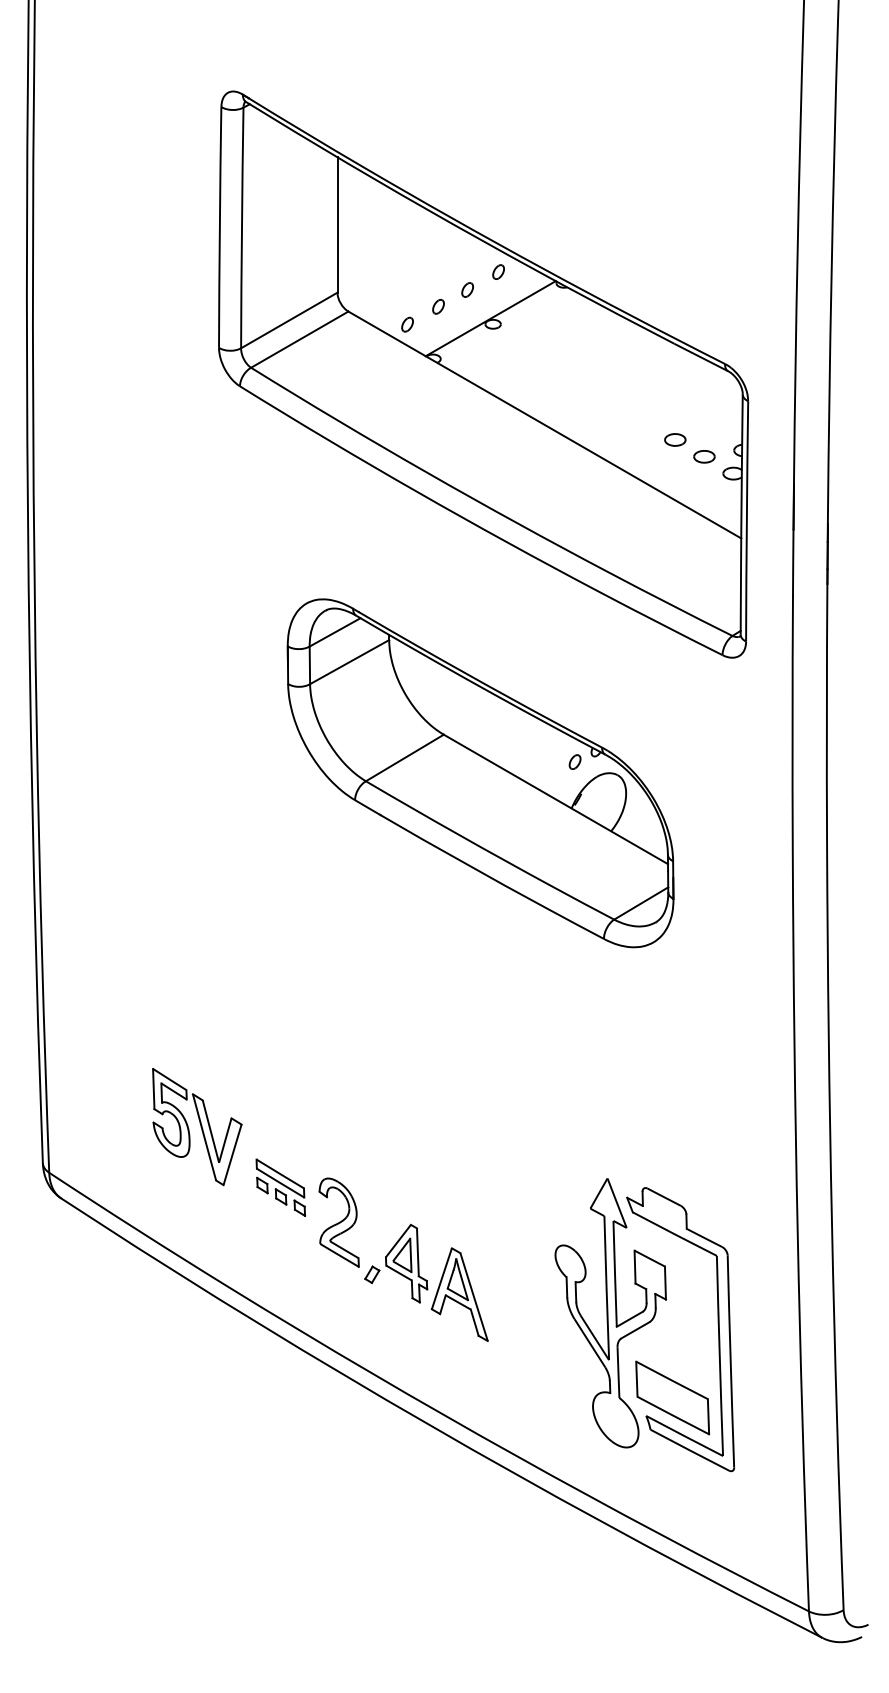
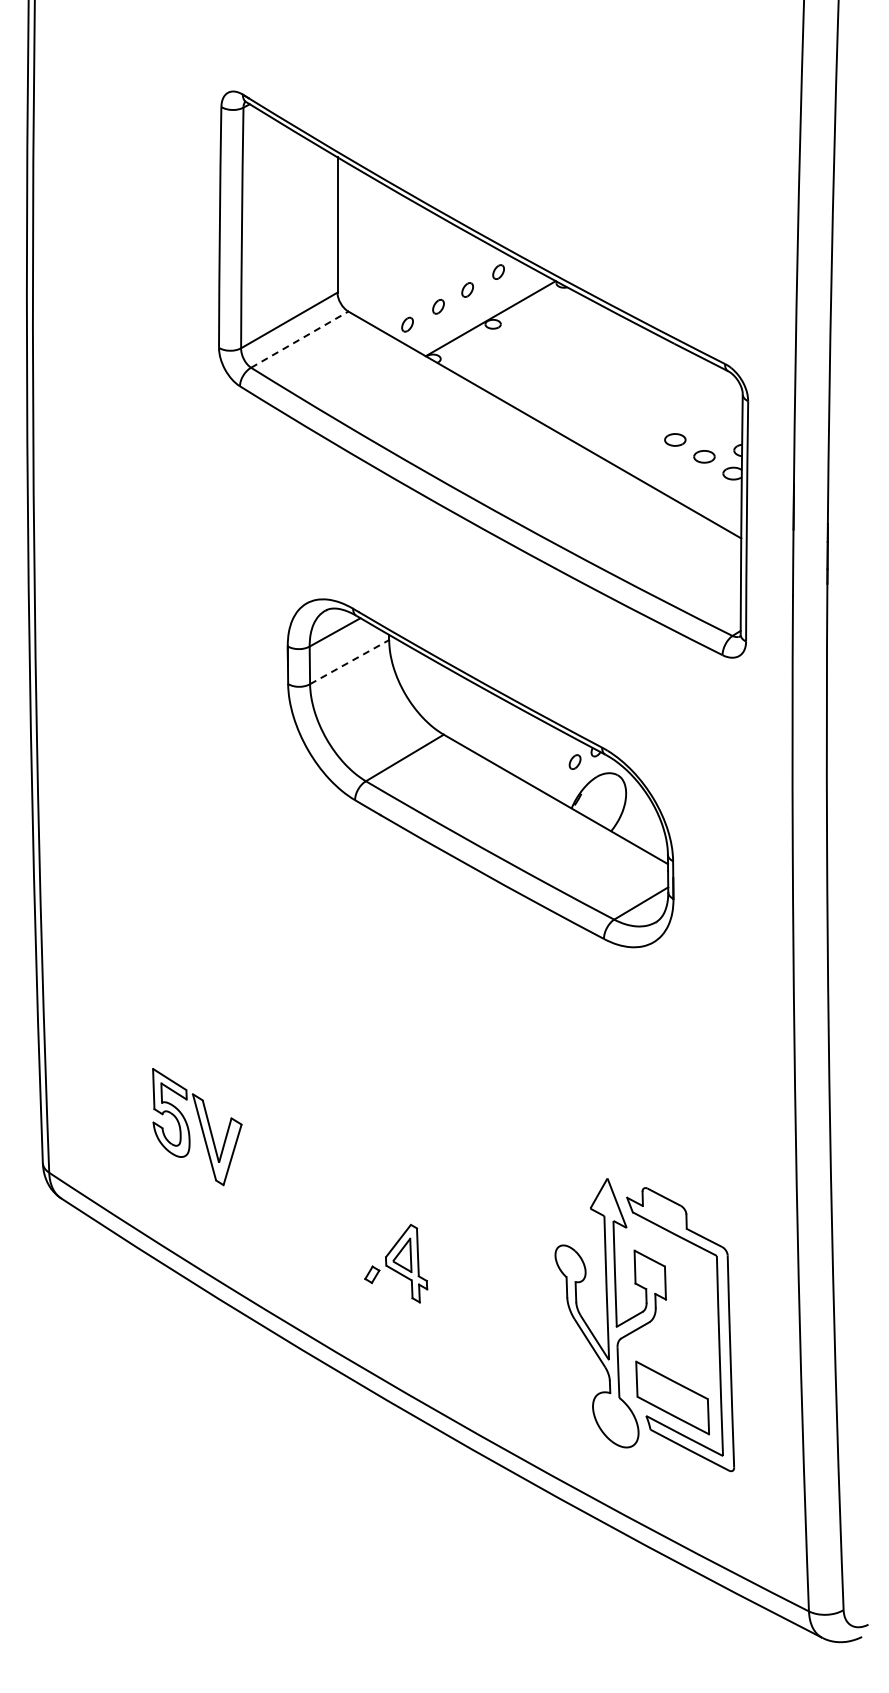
line: solid -> dashed (300, 339)
line: solid -> dashed (350, 661)
part: present -> none (280, 1187)
part: present -> none (338, 1222)
part: present -> none (459, 1294)
